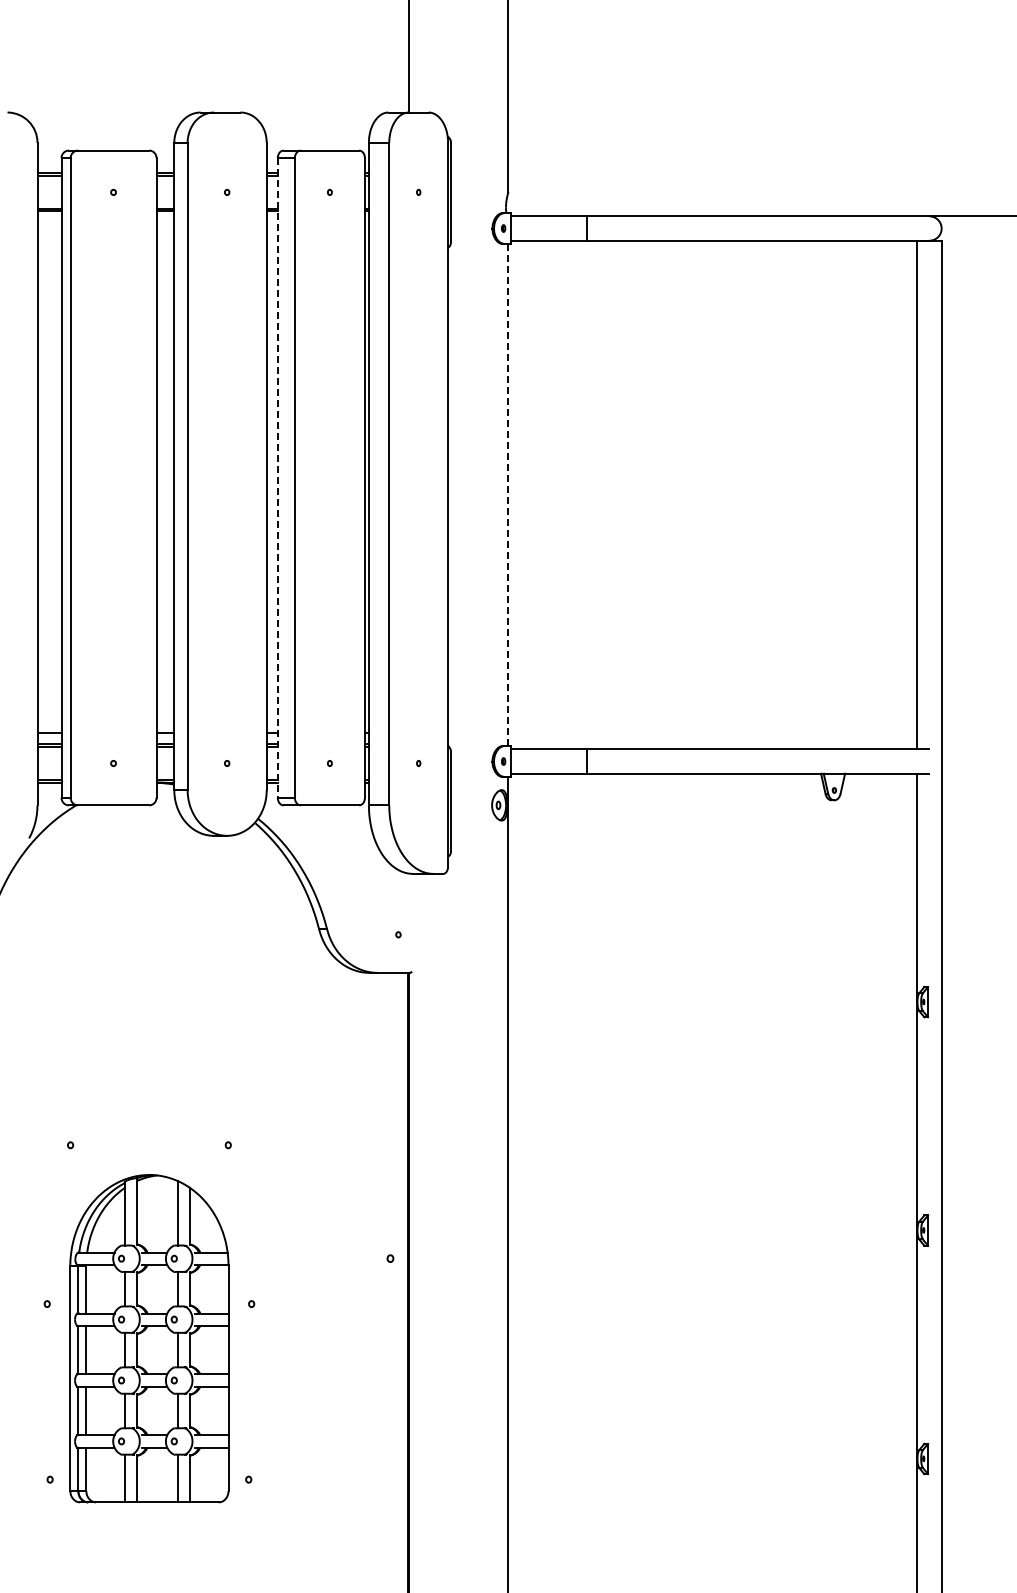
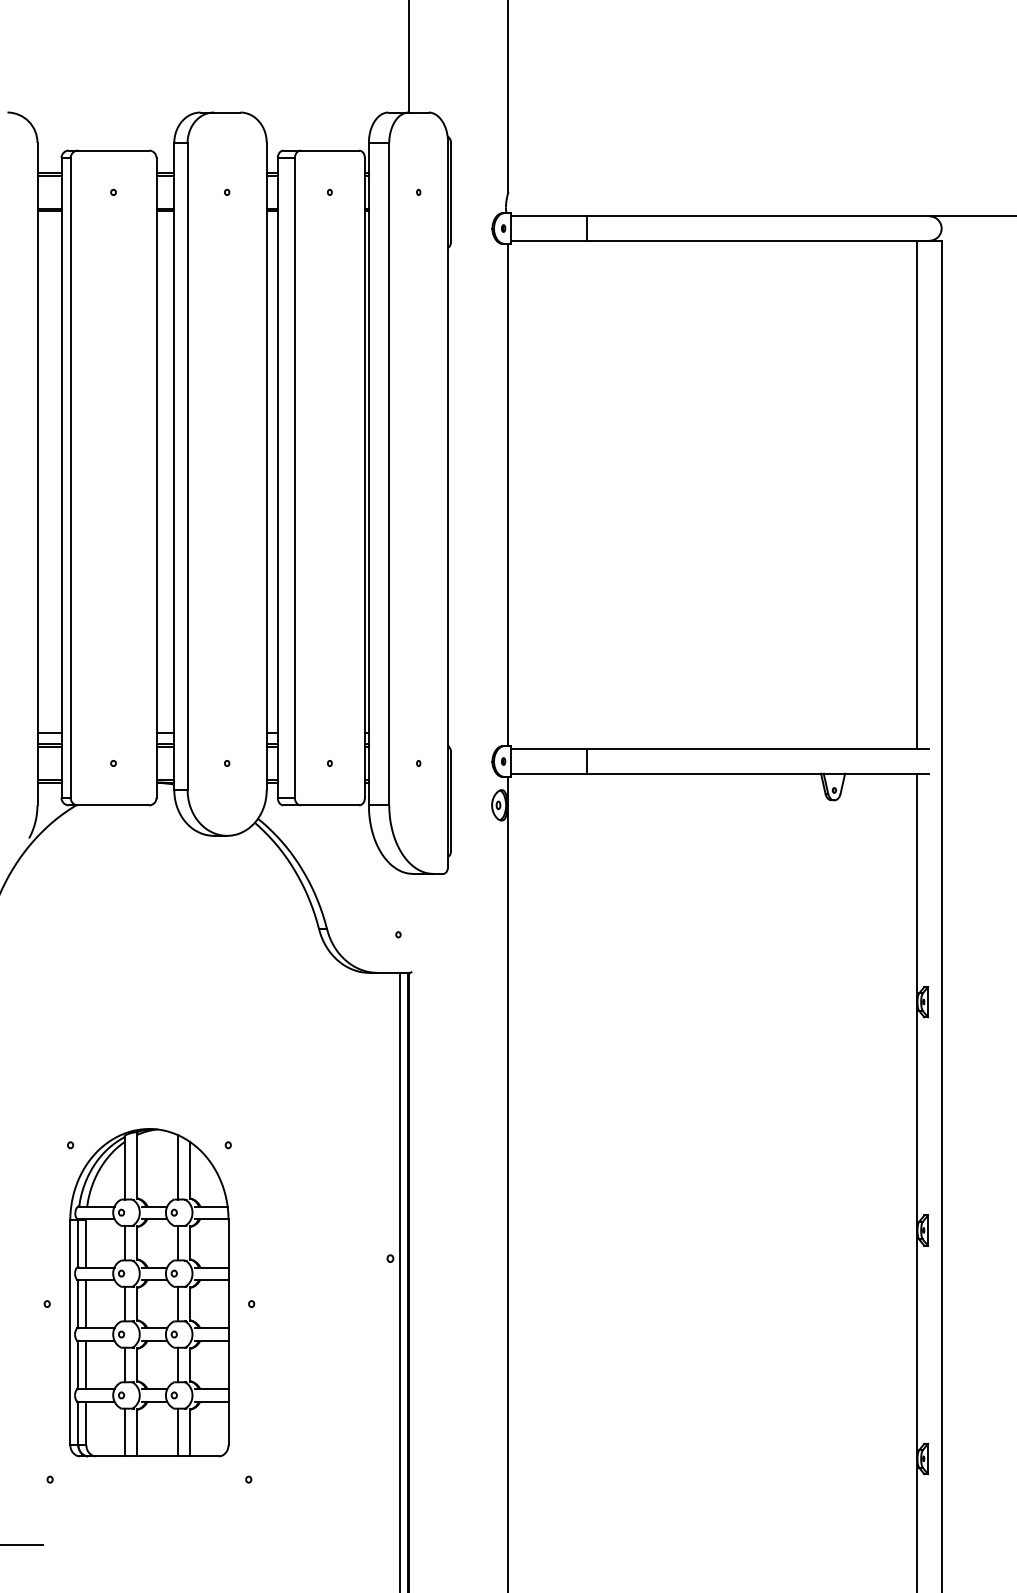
line: dashed -> solid (277, 477)
line: dashed -> solid (508, 494)
line: none -> present (400, 1280)
part position: (149, 1338) -> (149, 1292) (149, 1292)
line: none -> present (22, 1545)
